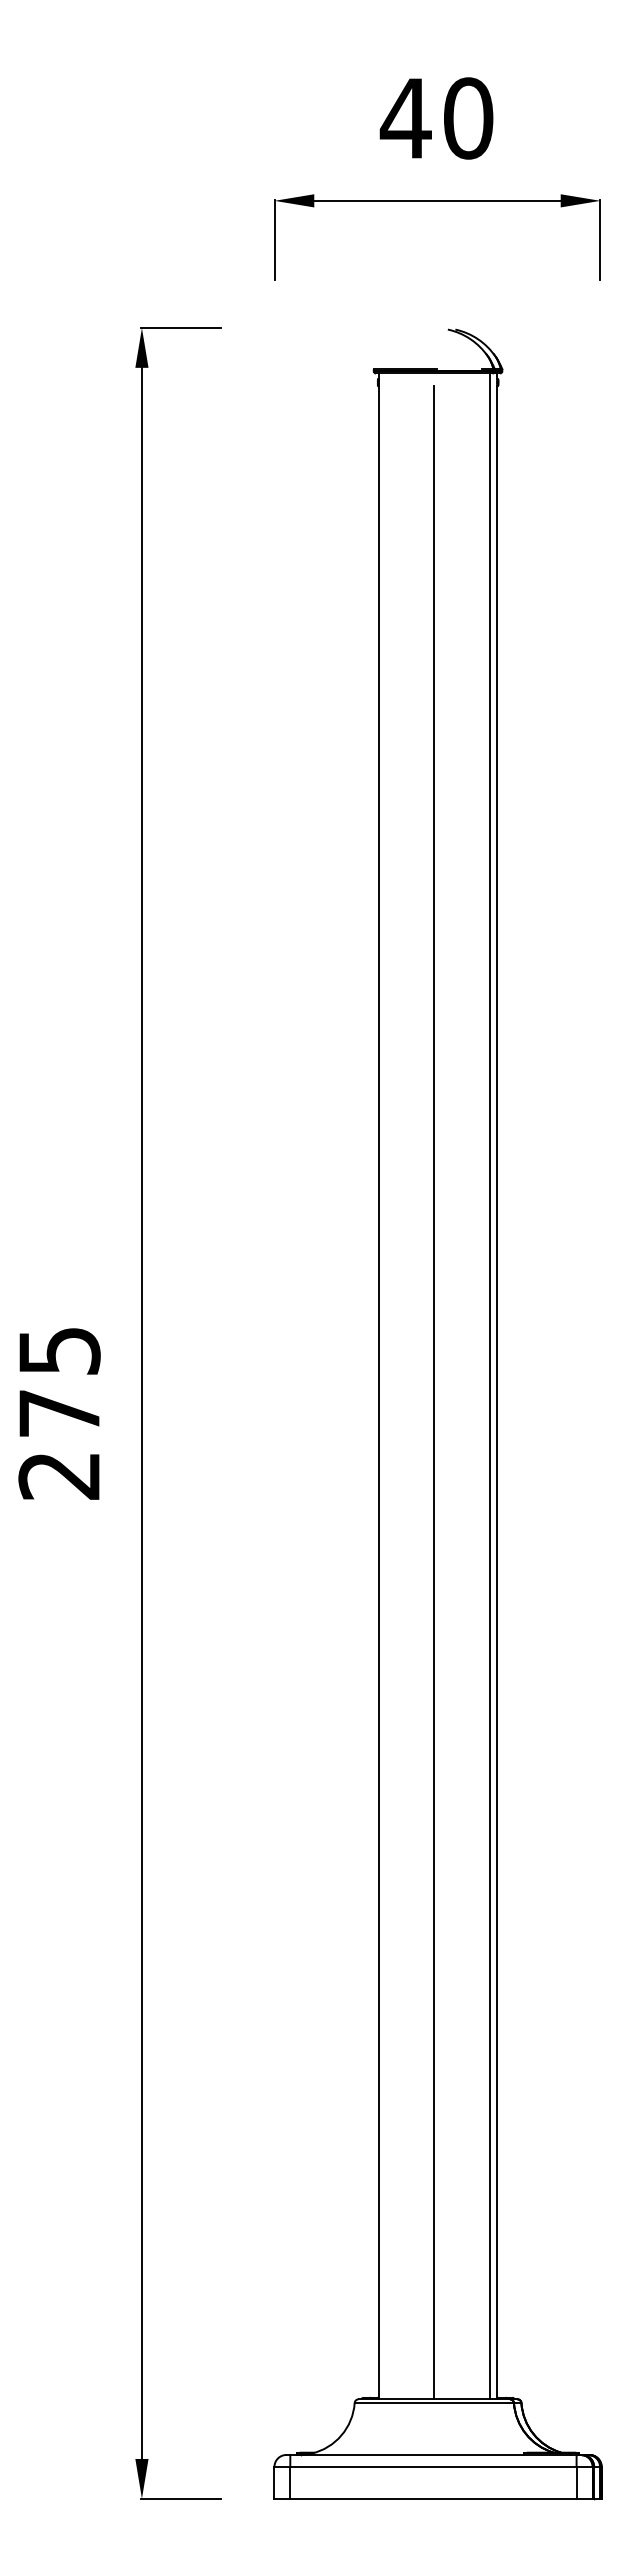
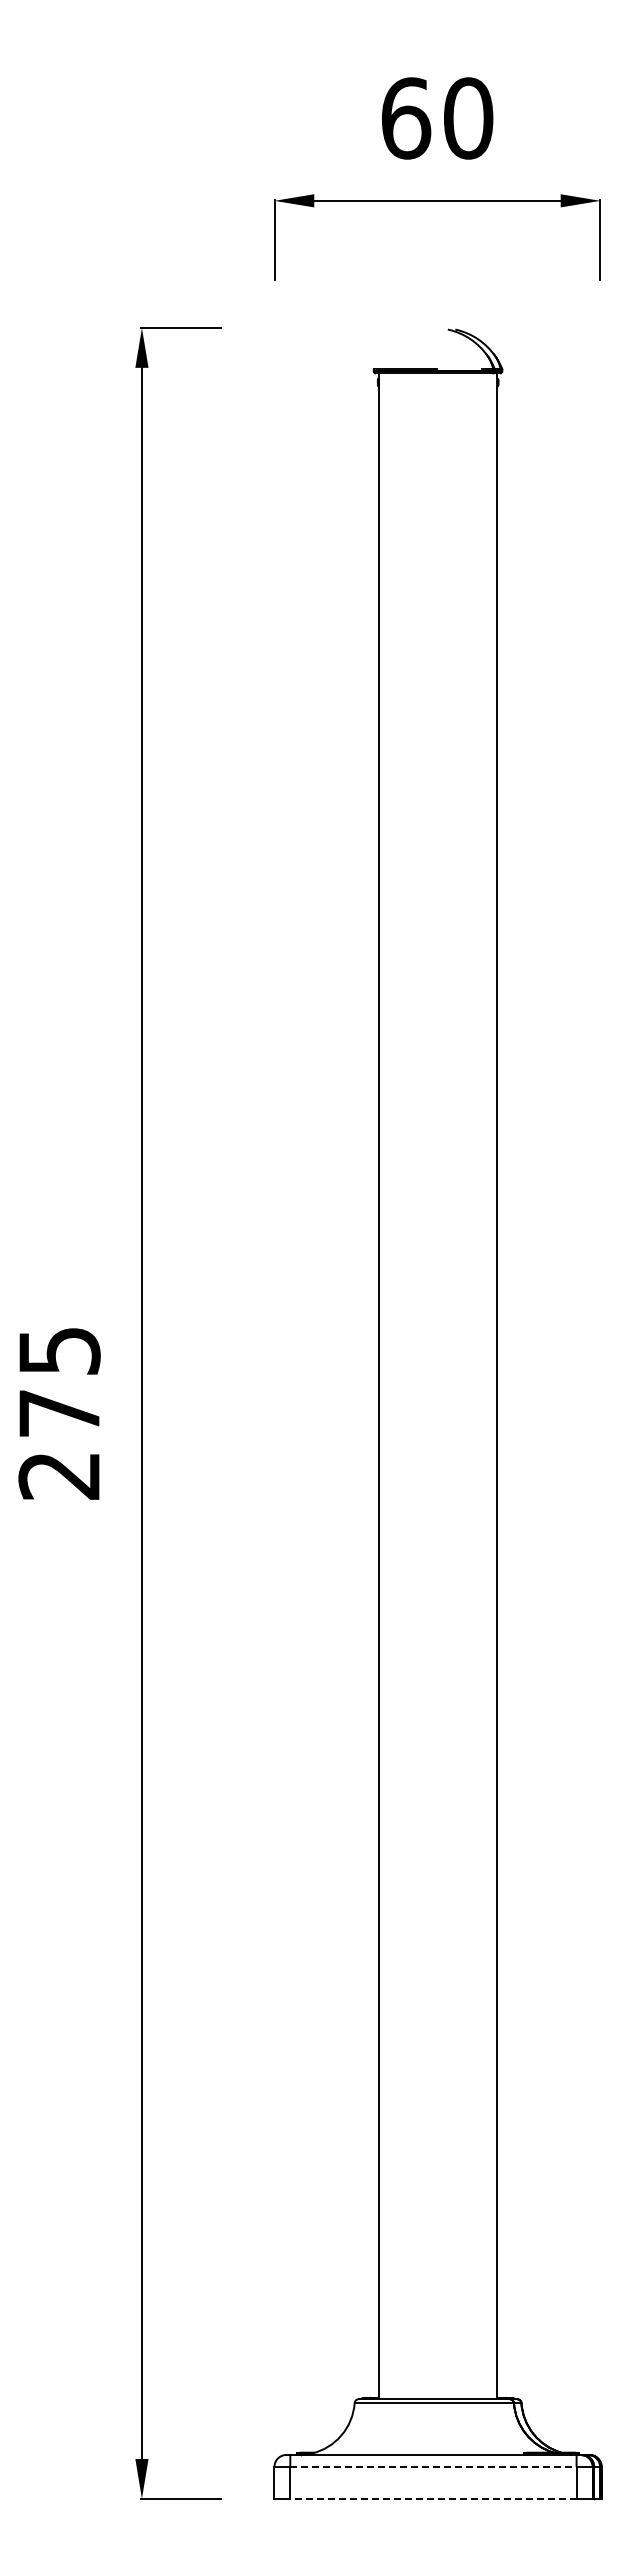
text: 40 -> 60 (405, 118)
line: present -> none (489, 1386)
line: present -> none (434, 1392)
line: solid -> dashed (433, 2466)
line: solid -> dashed (432, 2498)
